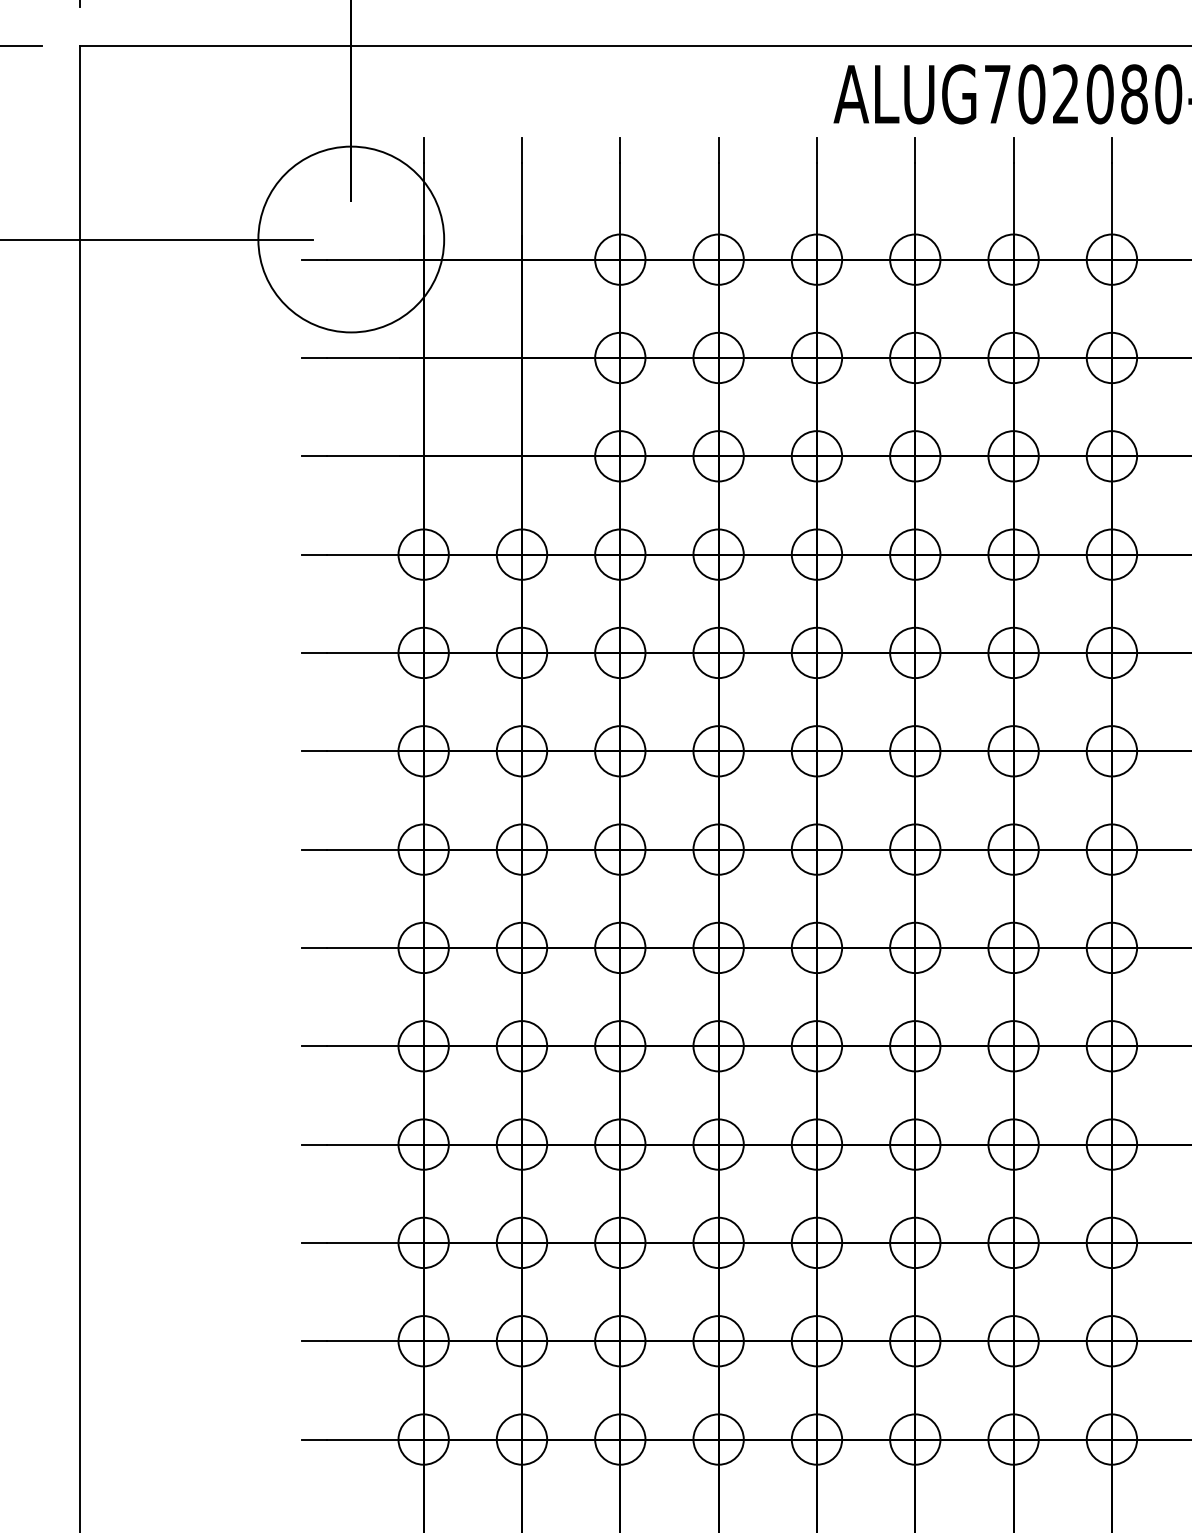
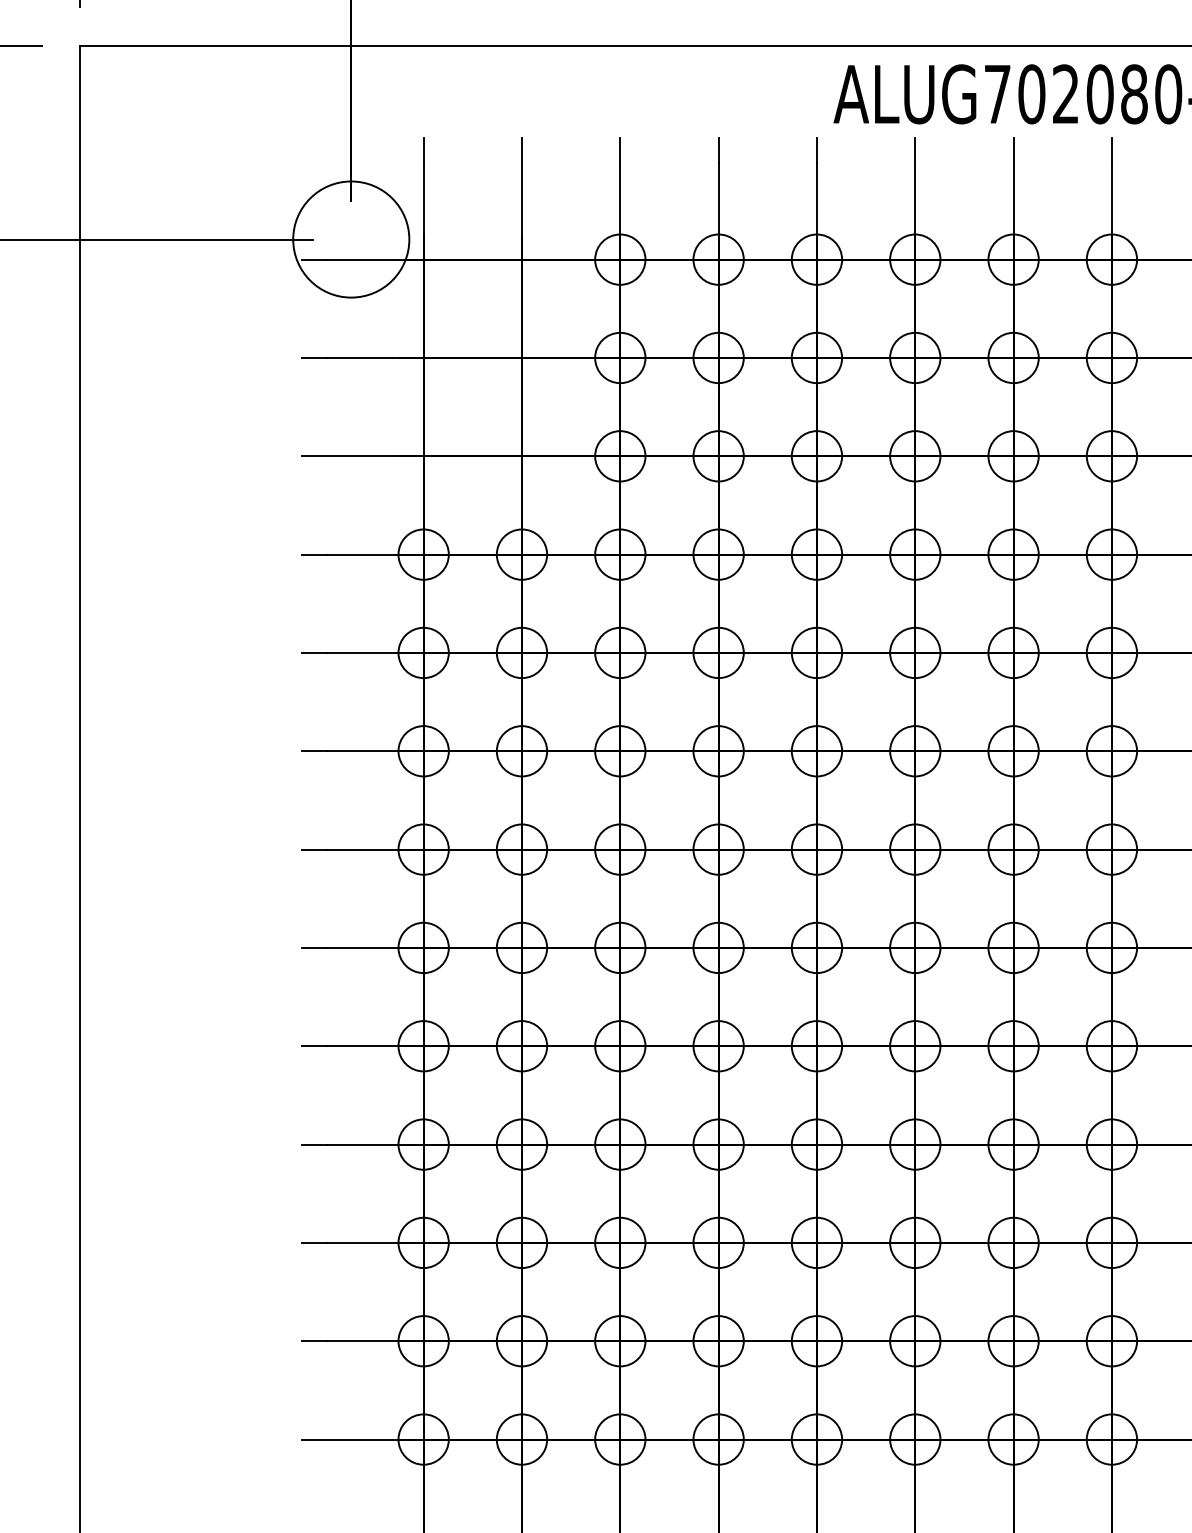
circle diameter: 186 px -> 116 px (351, 239)
